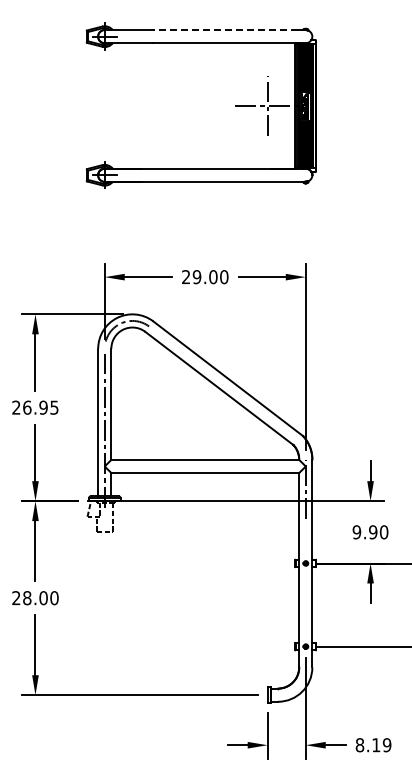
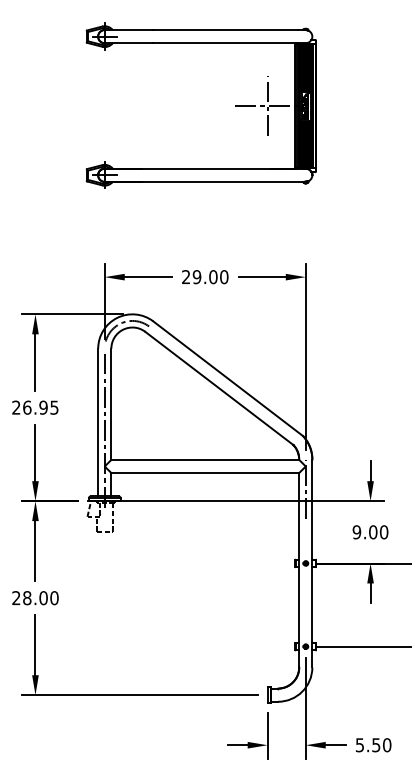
line: dashed -> solid (225, 30)
text: 9.90 -> 9.00 (373, 532)
text: 8.19 -> 5.50 (373, 745)
